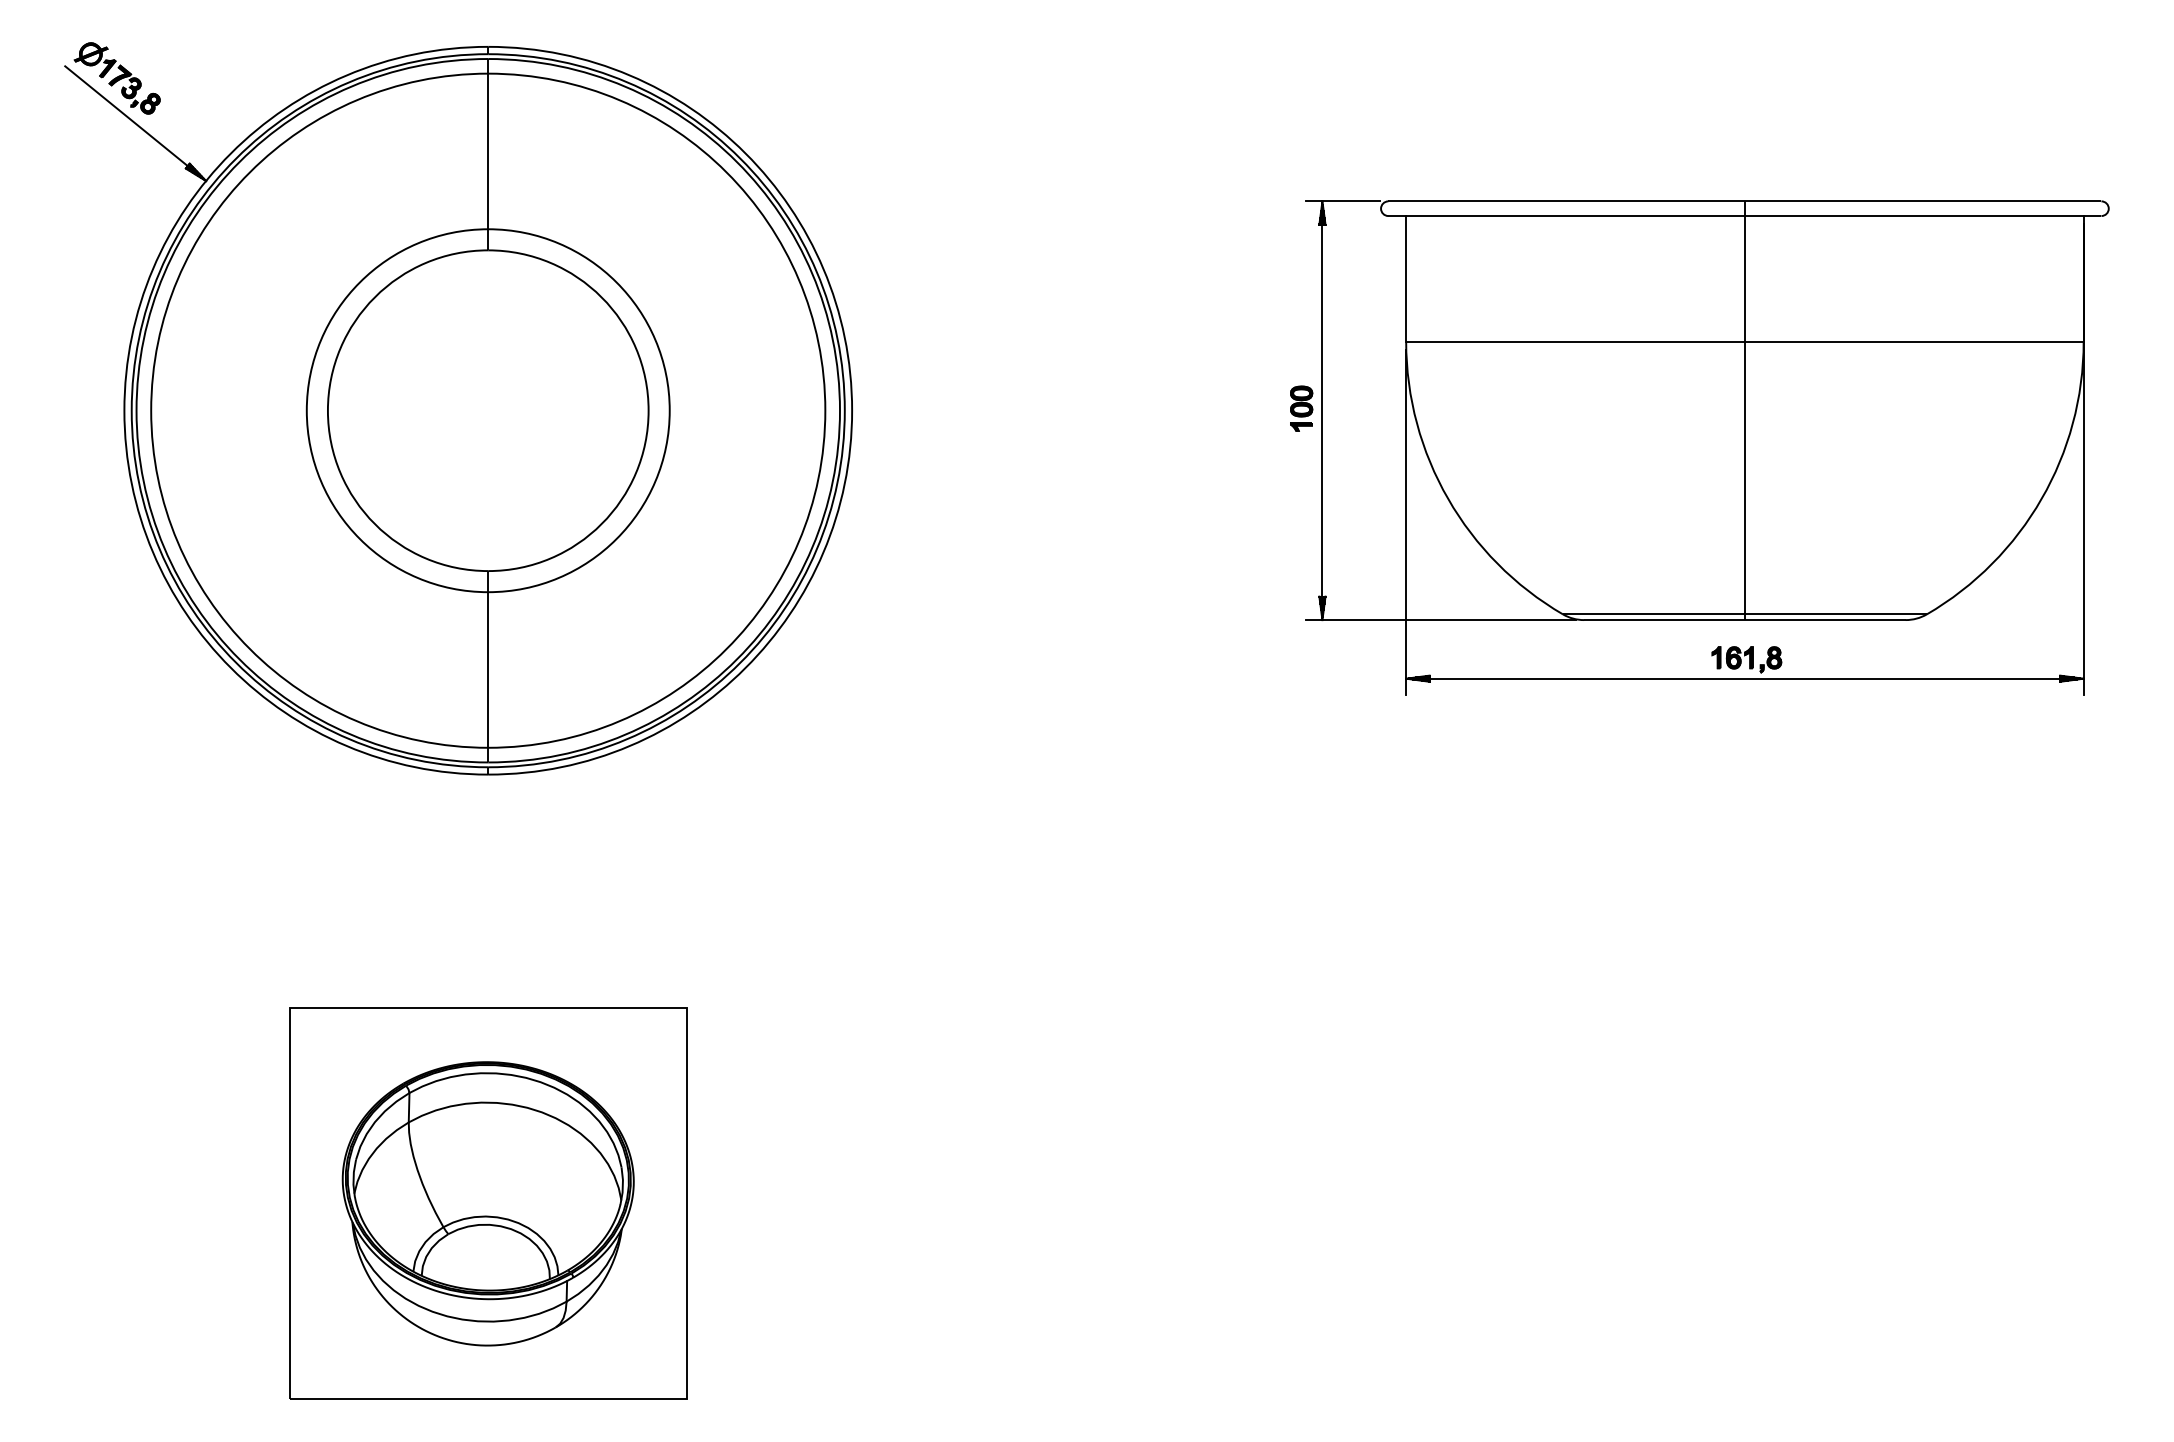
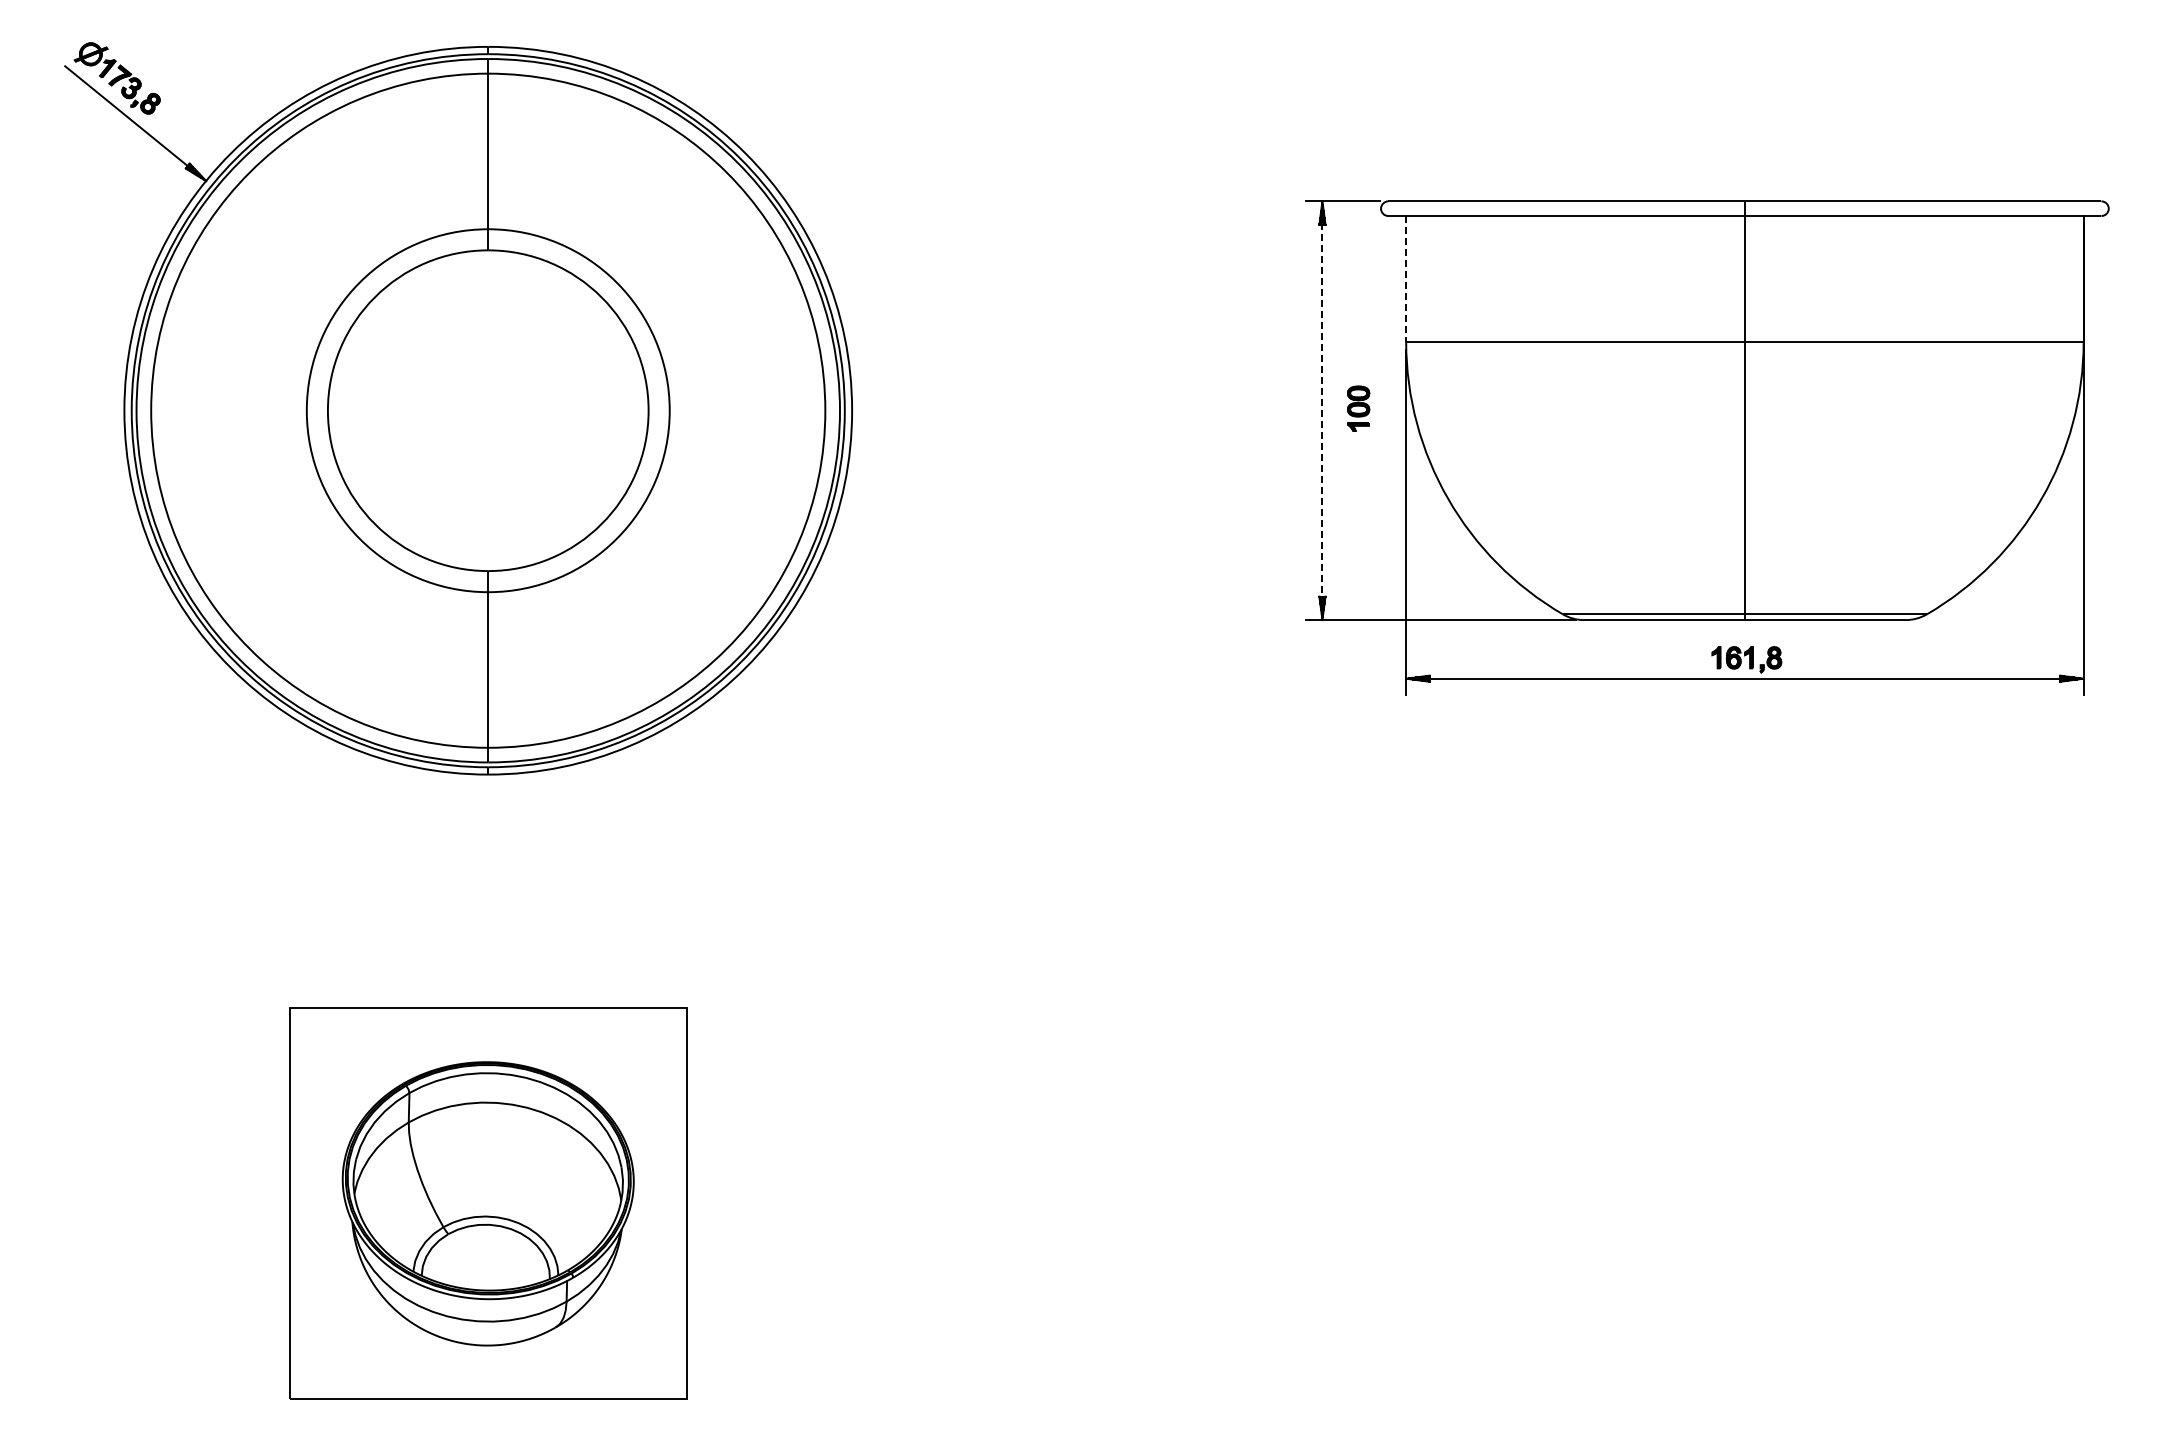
line: solid -> dashed (1406, 278)
part position: (1301, 408) -> (1358, 408) (1358, 408)
line: solid -> dashed (1322, 411)
